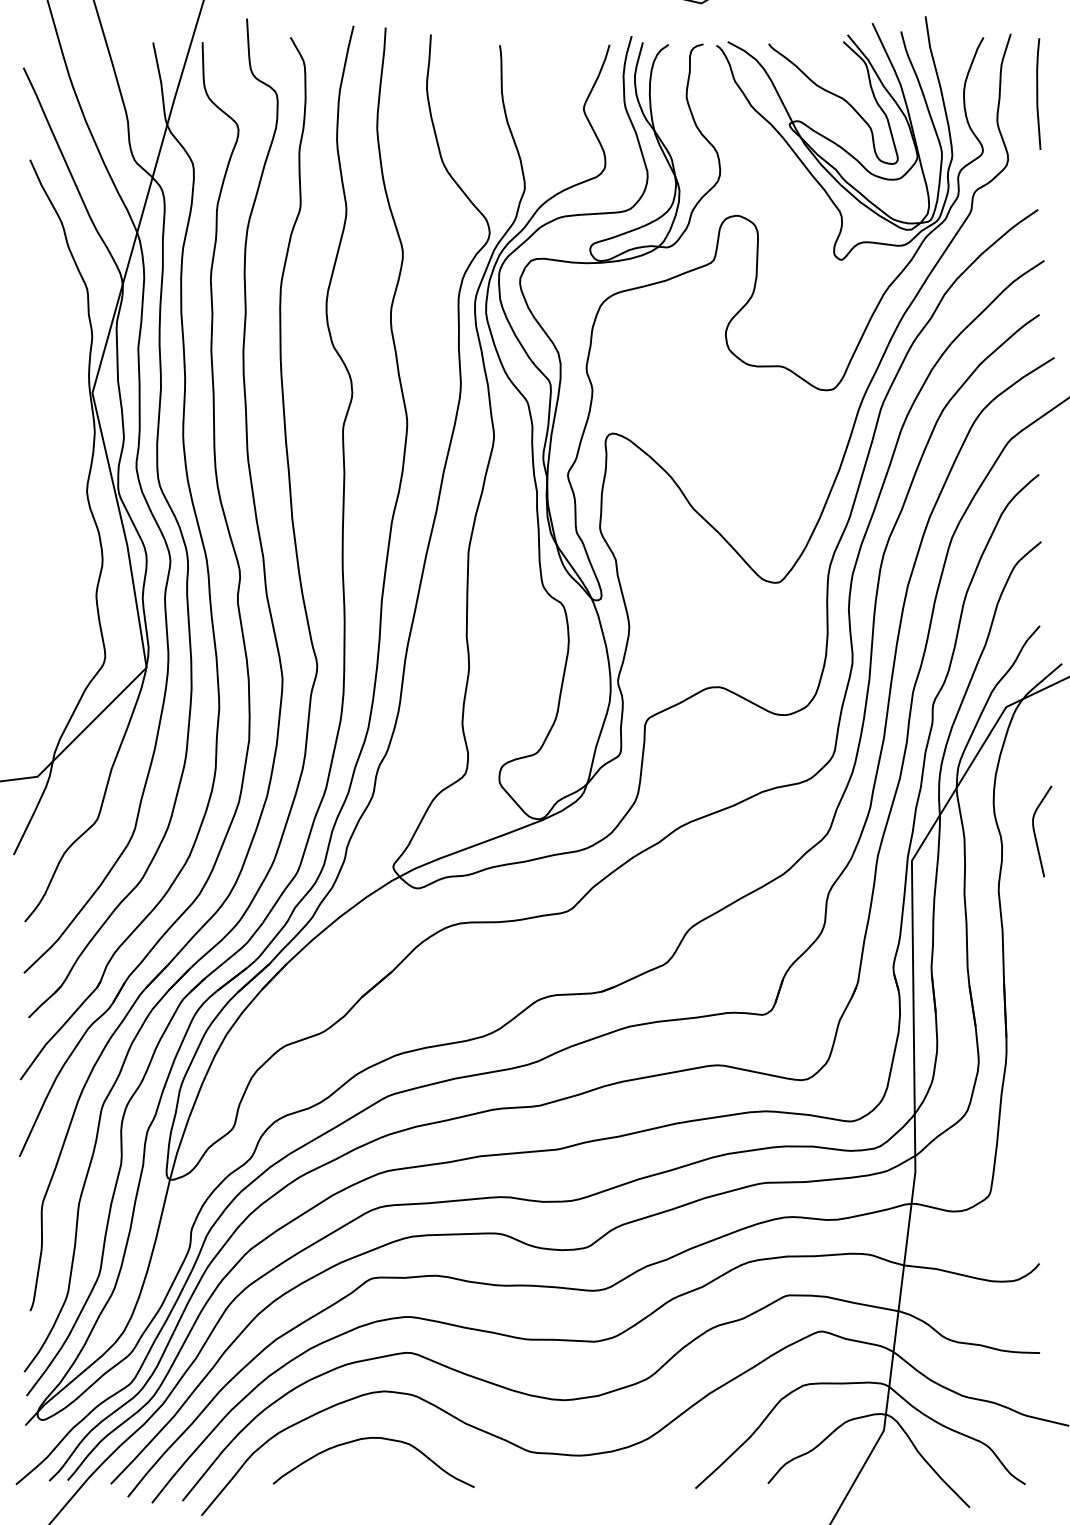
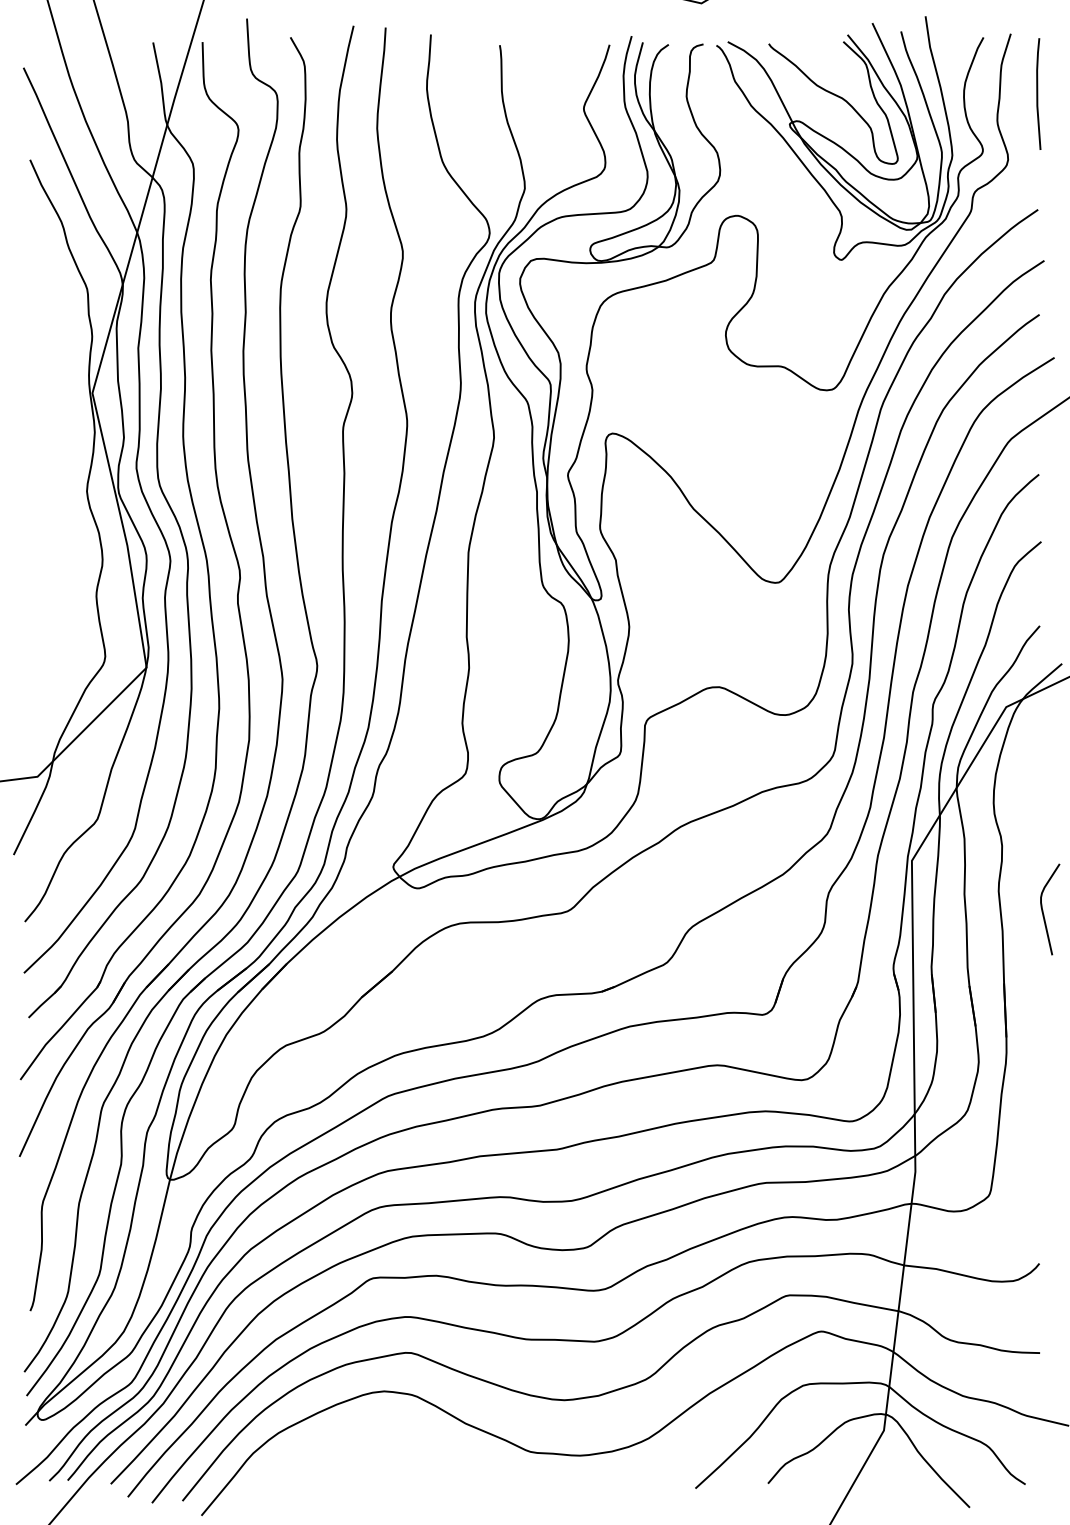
curve position: (1035, 832) -> (1043, 910) (1043, 910)
curve: present -> none (367, 1439)
